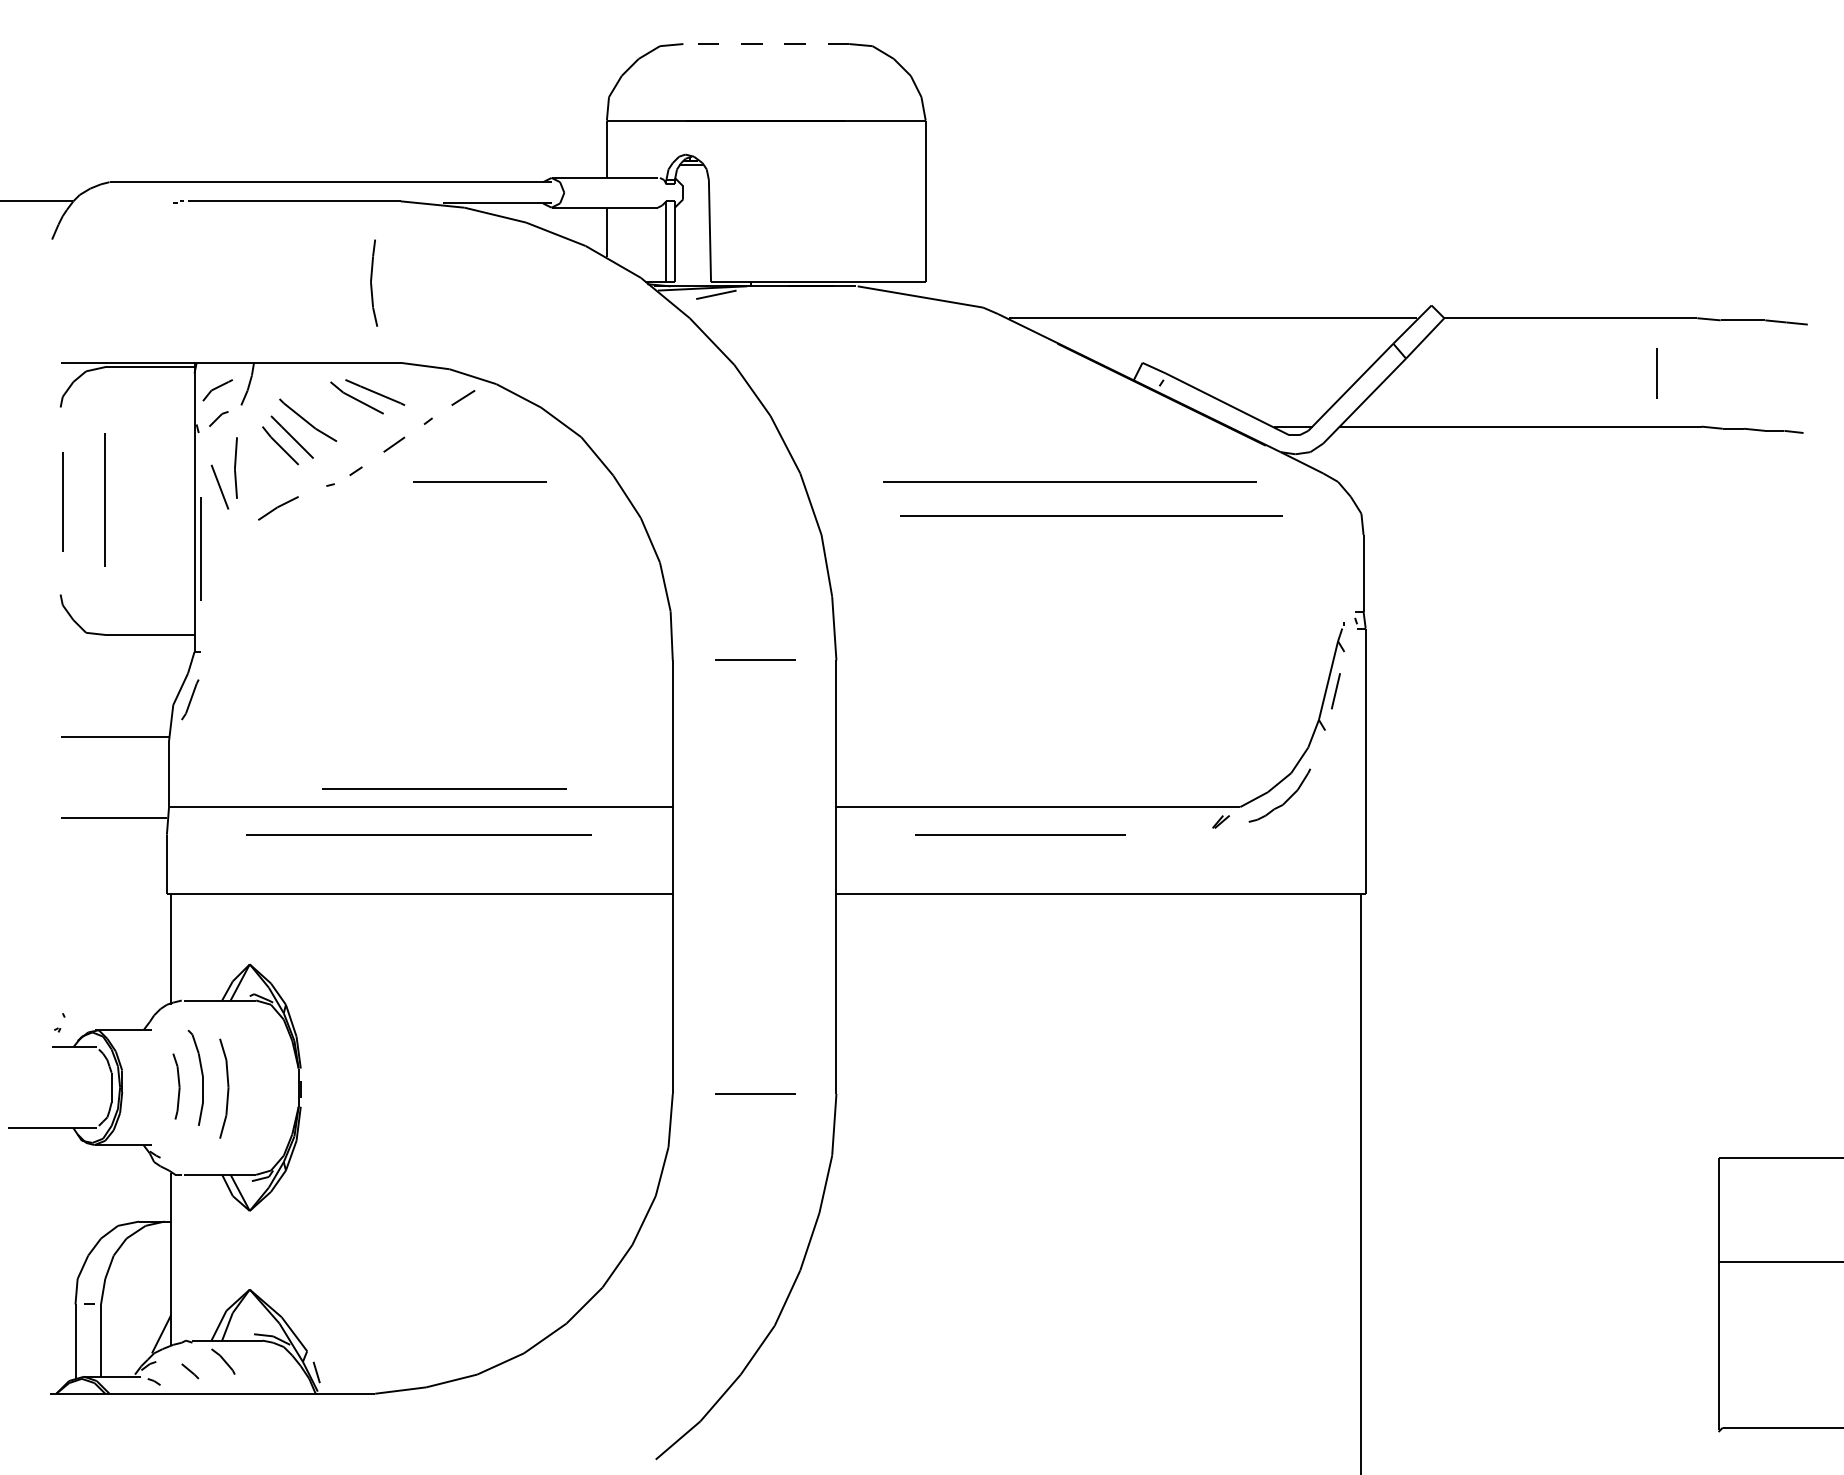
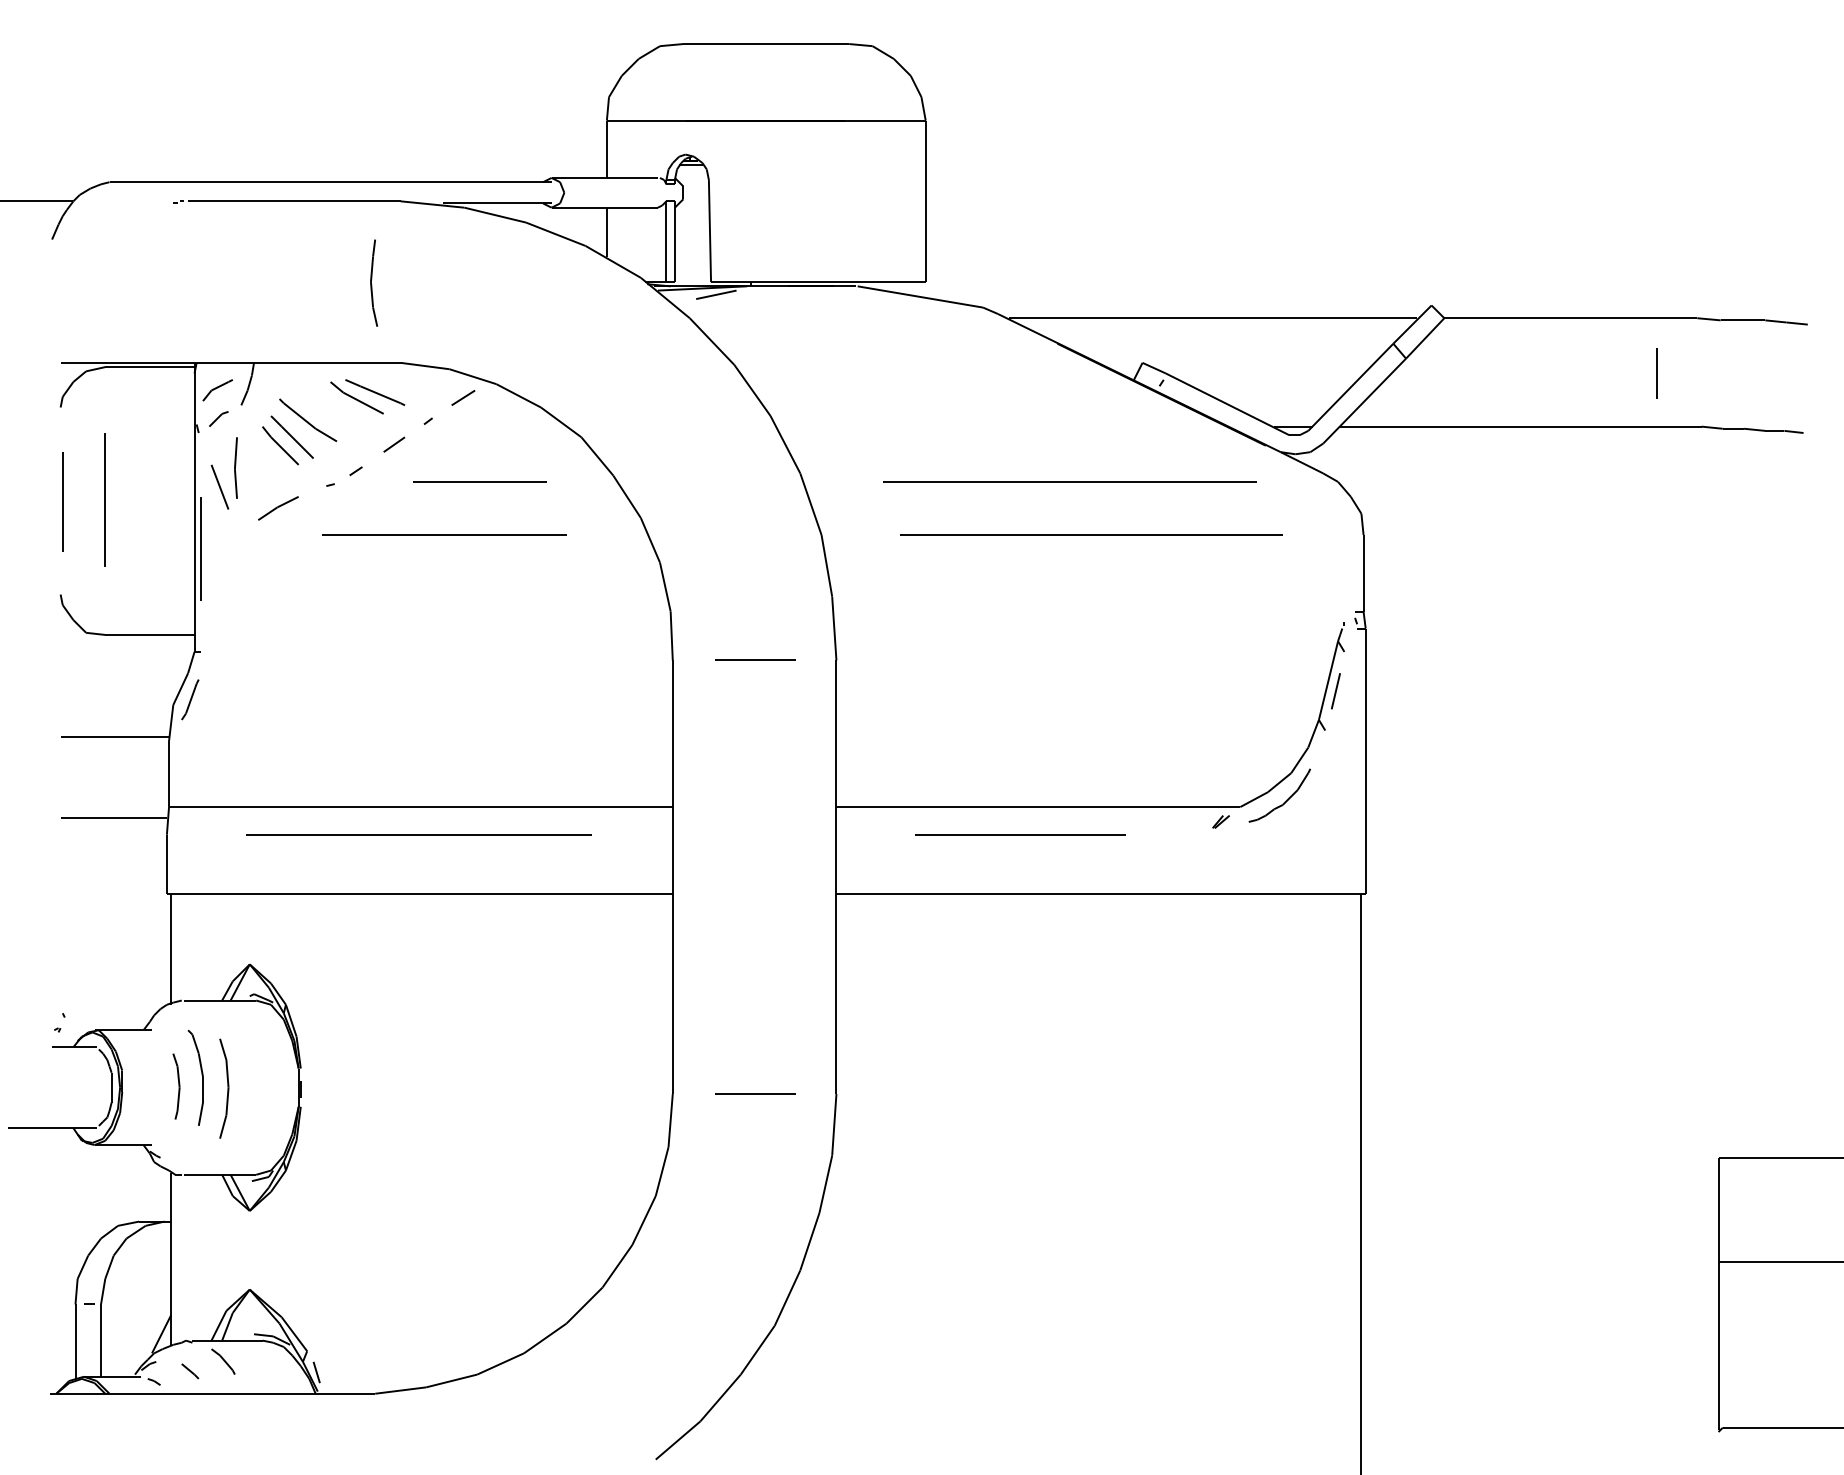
line: dashed -> solid (766, 44)
line position: (1091, 515) -> (1091, 534) (1091, 534)
line position: (444, 788) -> (444, 534) (444, 534)
